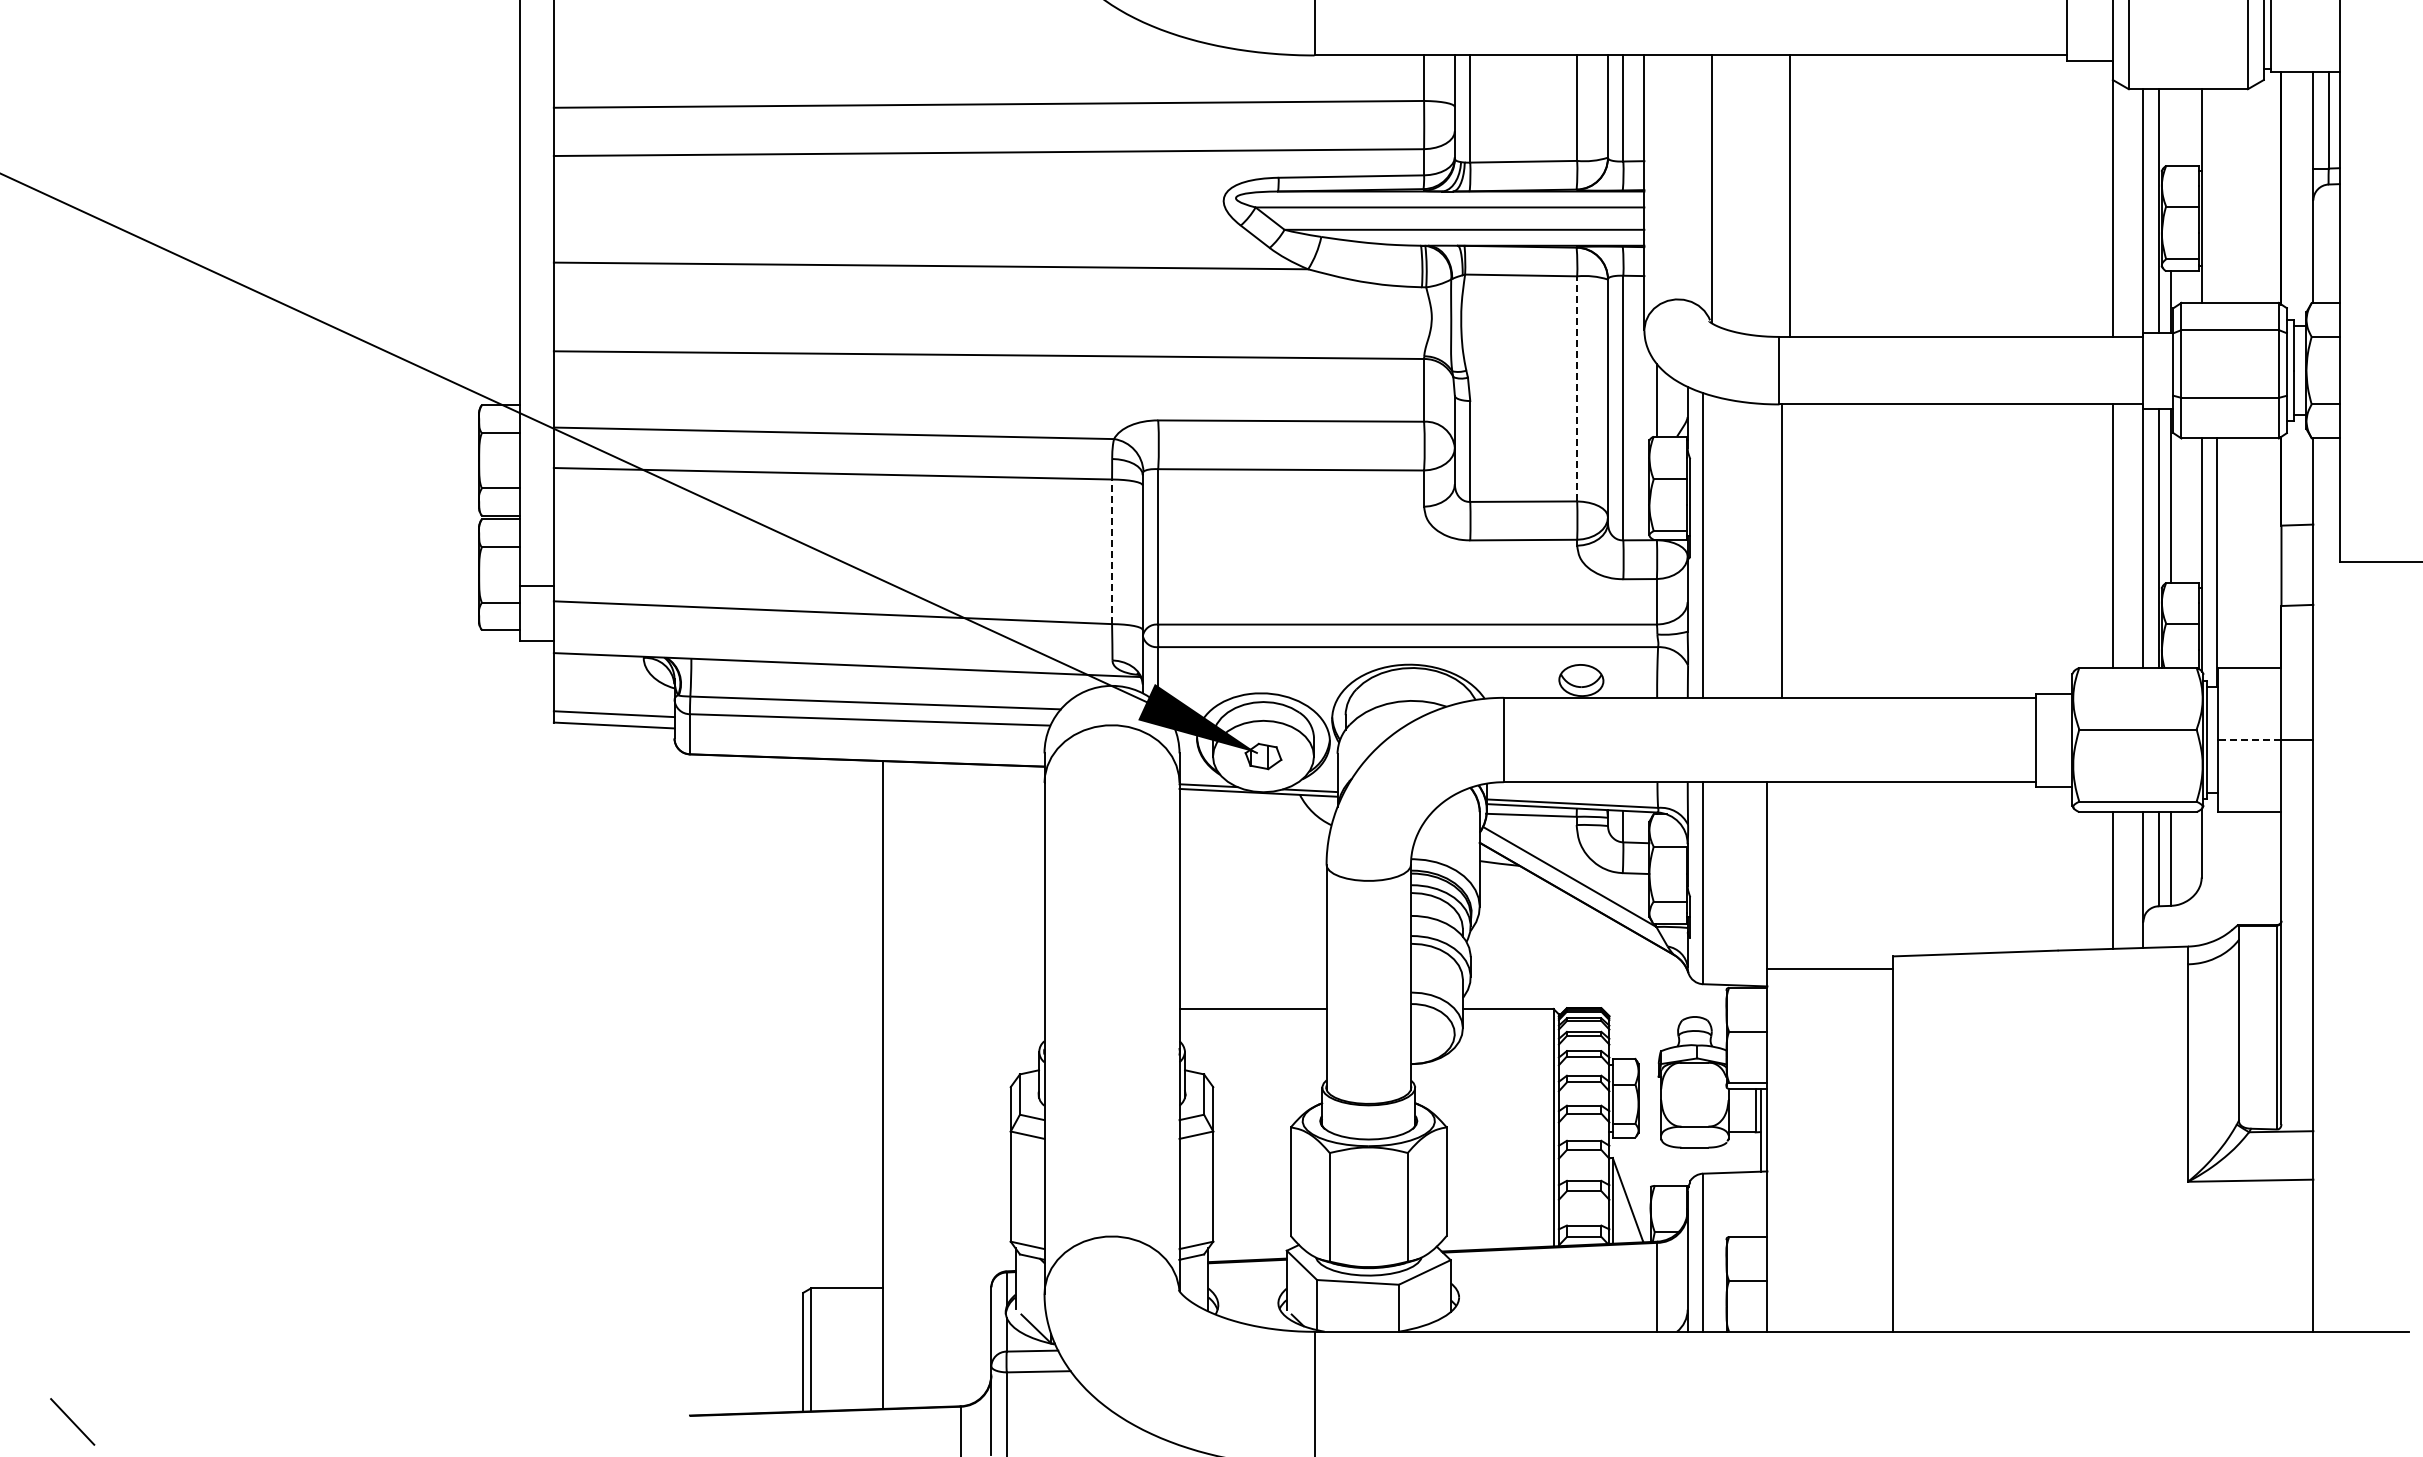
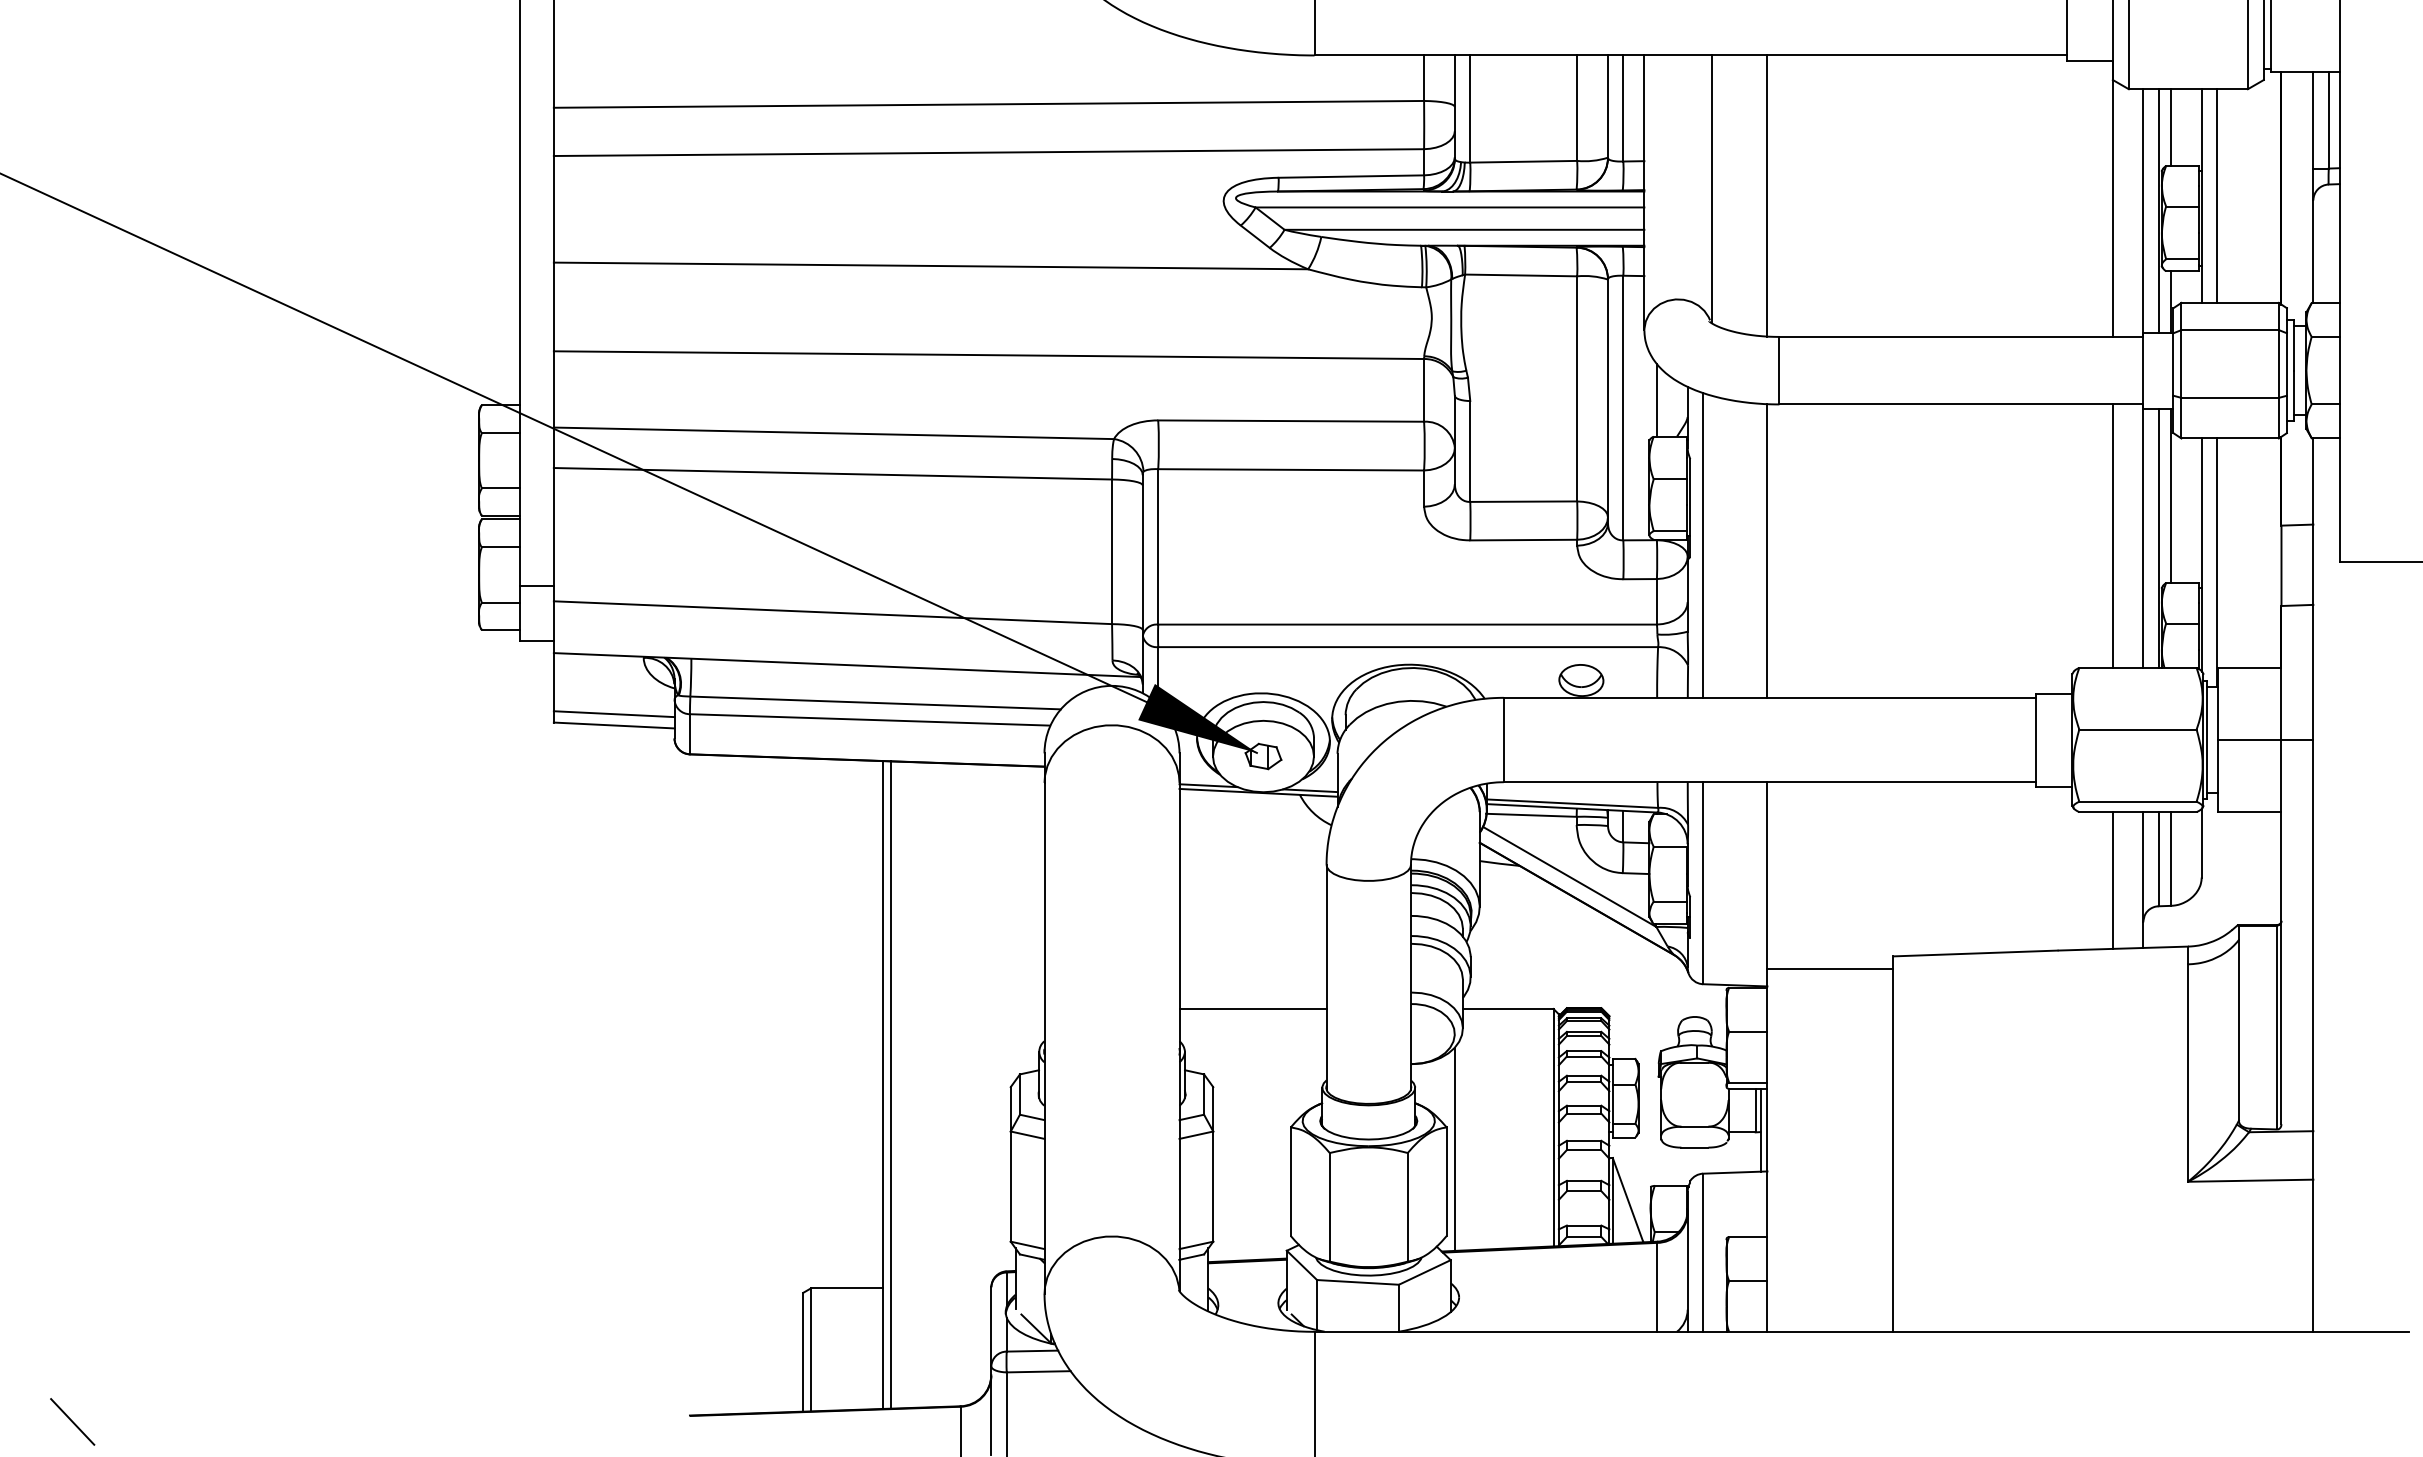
line: none -> present (2170, 127)
line position: (1790, 195) -> (1767, 195) (1767, 195)
line: none -> present (2217, 195)
line: dashed -> solid (1577, 388)
line position: (1782, 550) -> (1767, 550) (1767, 550)
line: dashed -> solid (1112, 551)
line: dashed -> solid (2249, 740)
line: none -> present (890, 1084)
line: none -> present (1454, 1149)
